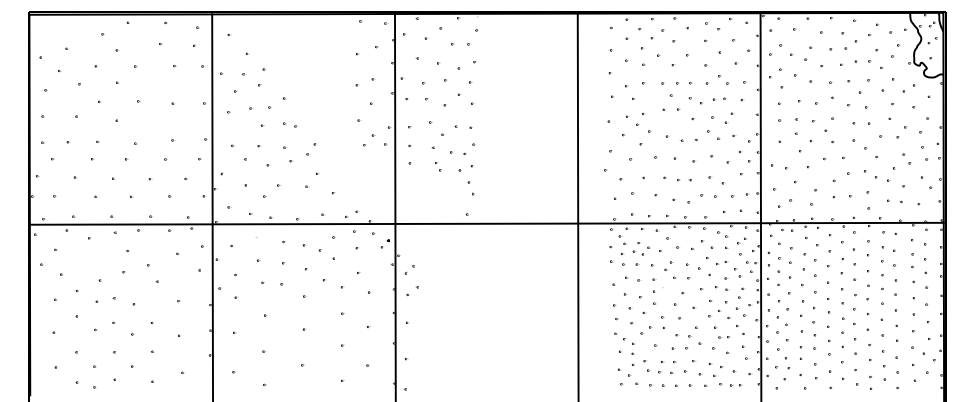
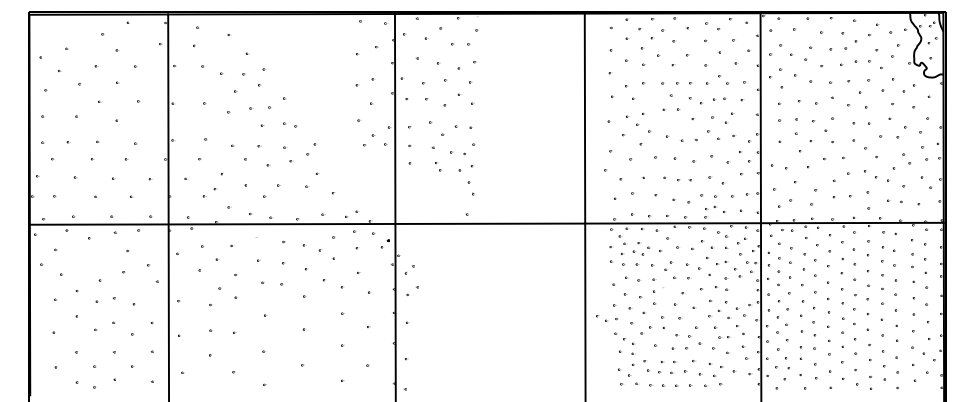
line position: (577, 205) -> (584, 205) (584, 205)
line position: (212, 206) -> (168, 206) (168, 206)
part: none -> present (710, 207)
part: present -> none (740, 292)
part: none -> present (601, 318)
part: present -> none (736, 385)
